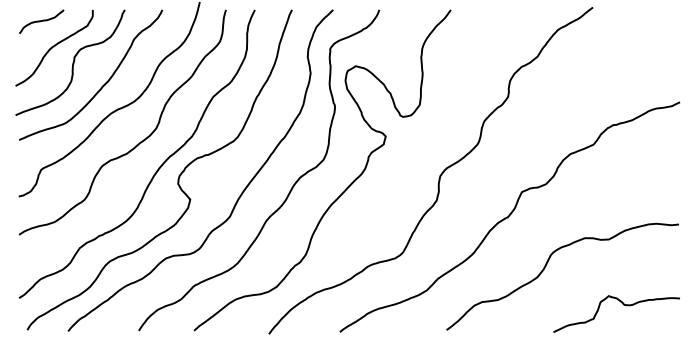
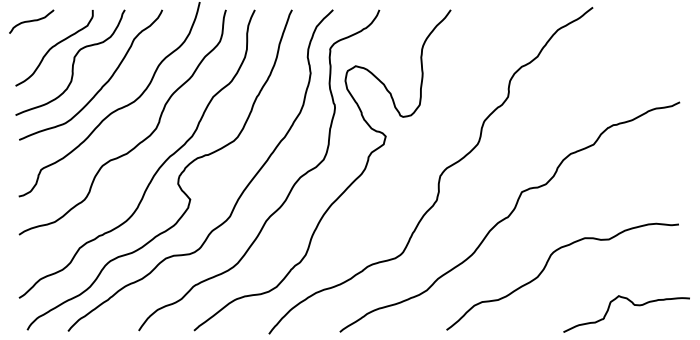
curve position: (41, 21) -> (31, 21) (31, 21)
curve position: (623, 305) -> (633, 305) (633, 305)
